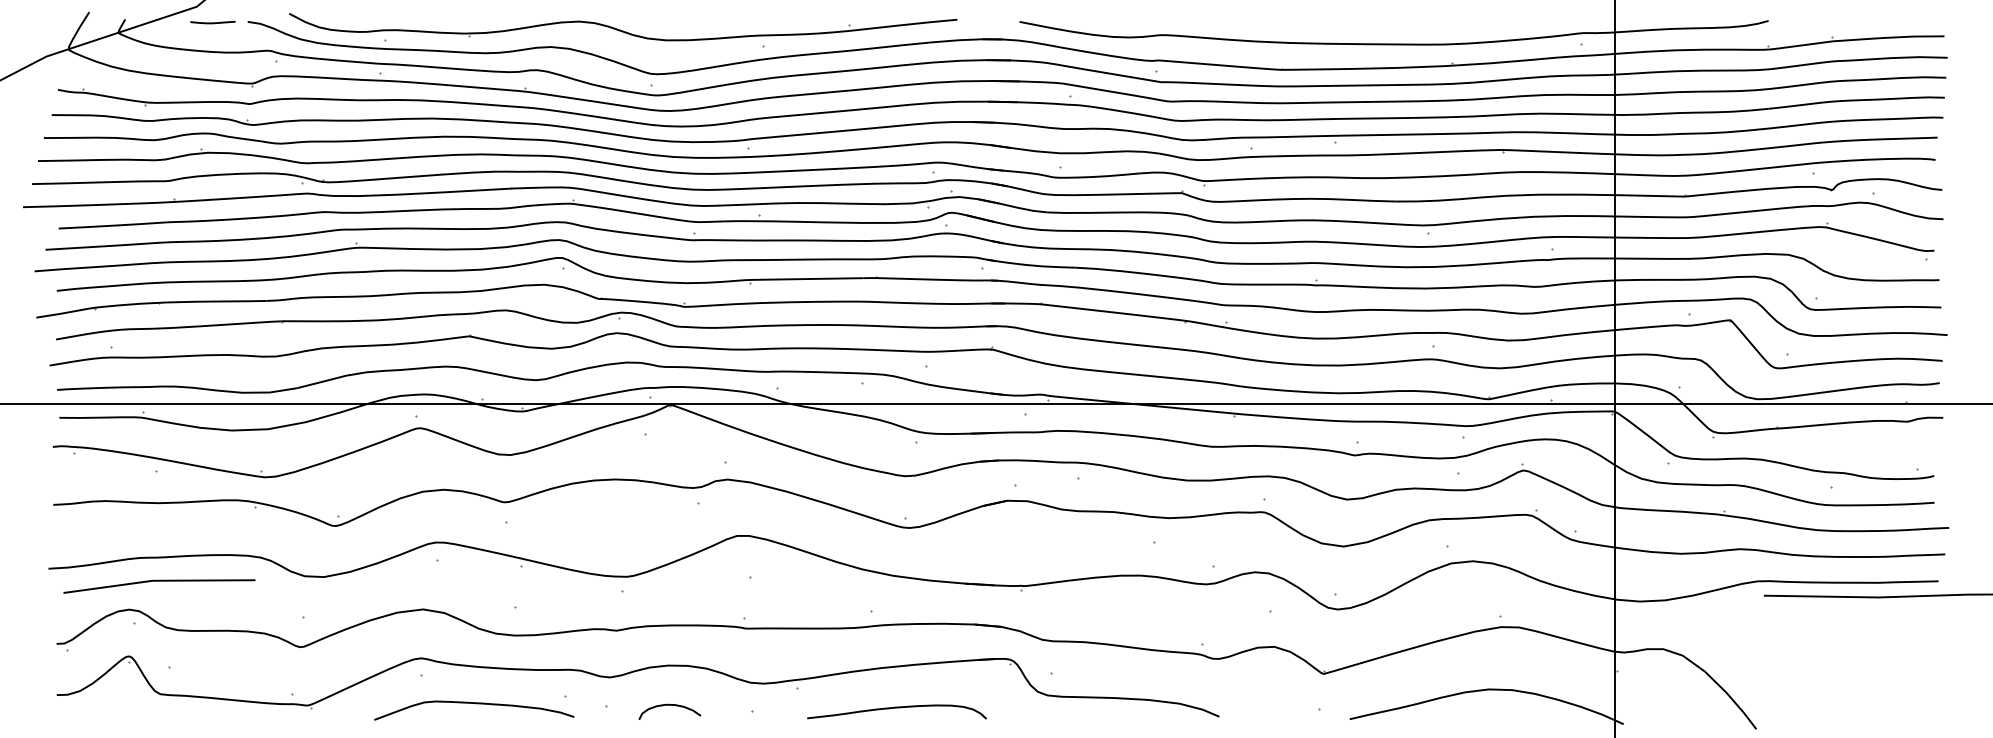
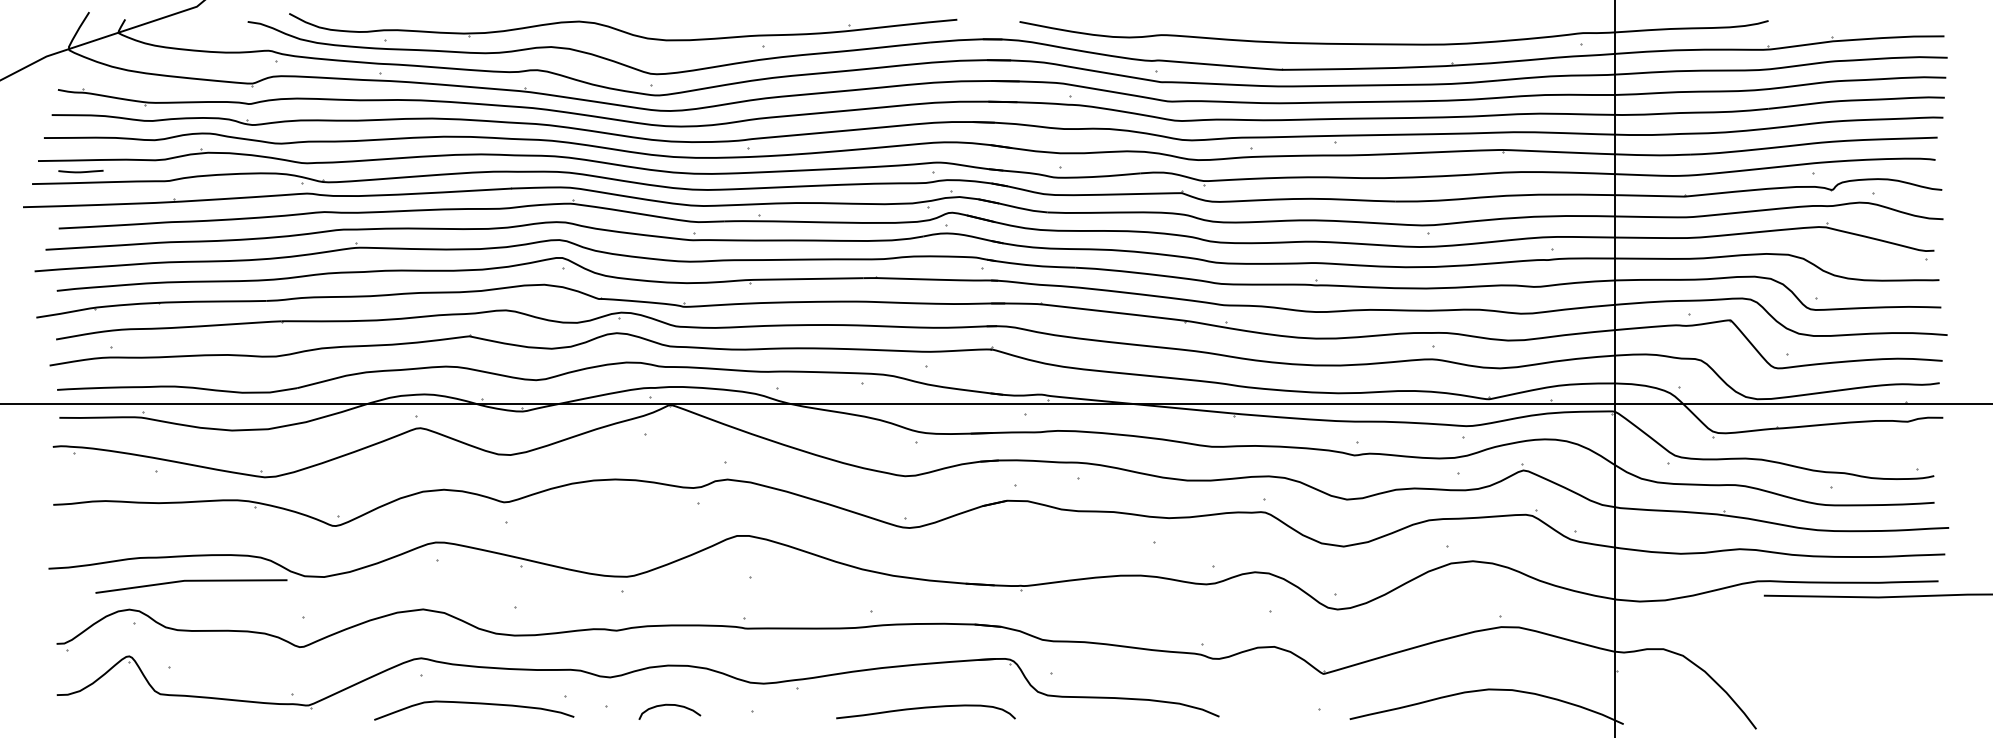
curve position: (212, 22) -> (80, 171) (80, 171)
line position: (159, 581) -> (191, 581) (191, 581)
curve position: (896, 708) -> (925, 708) (925, 708)
